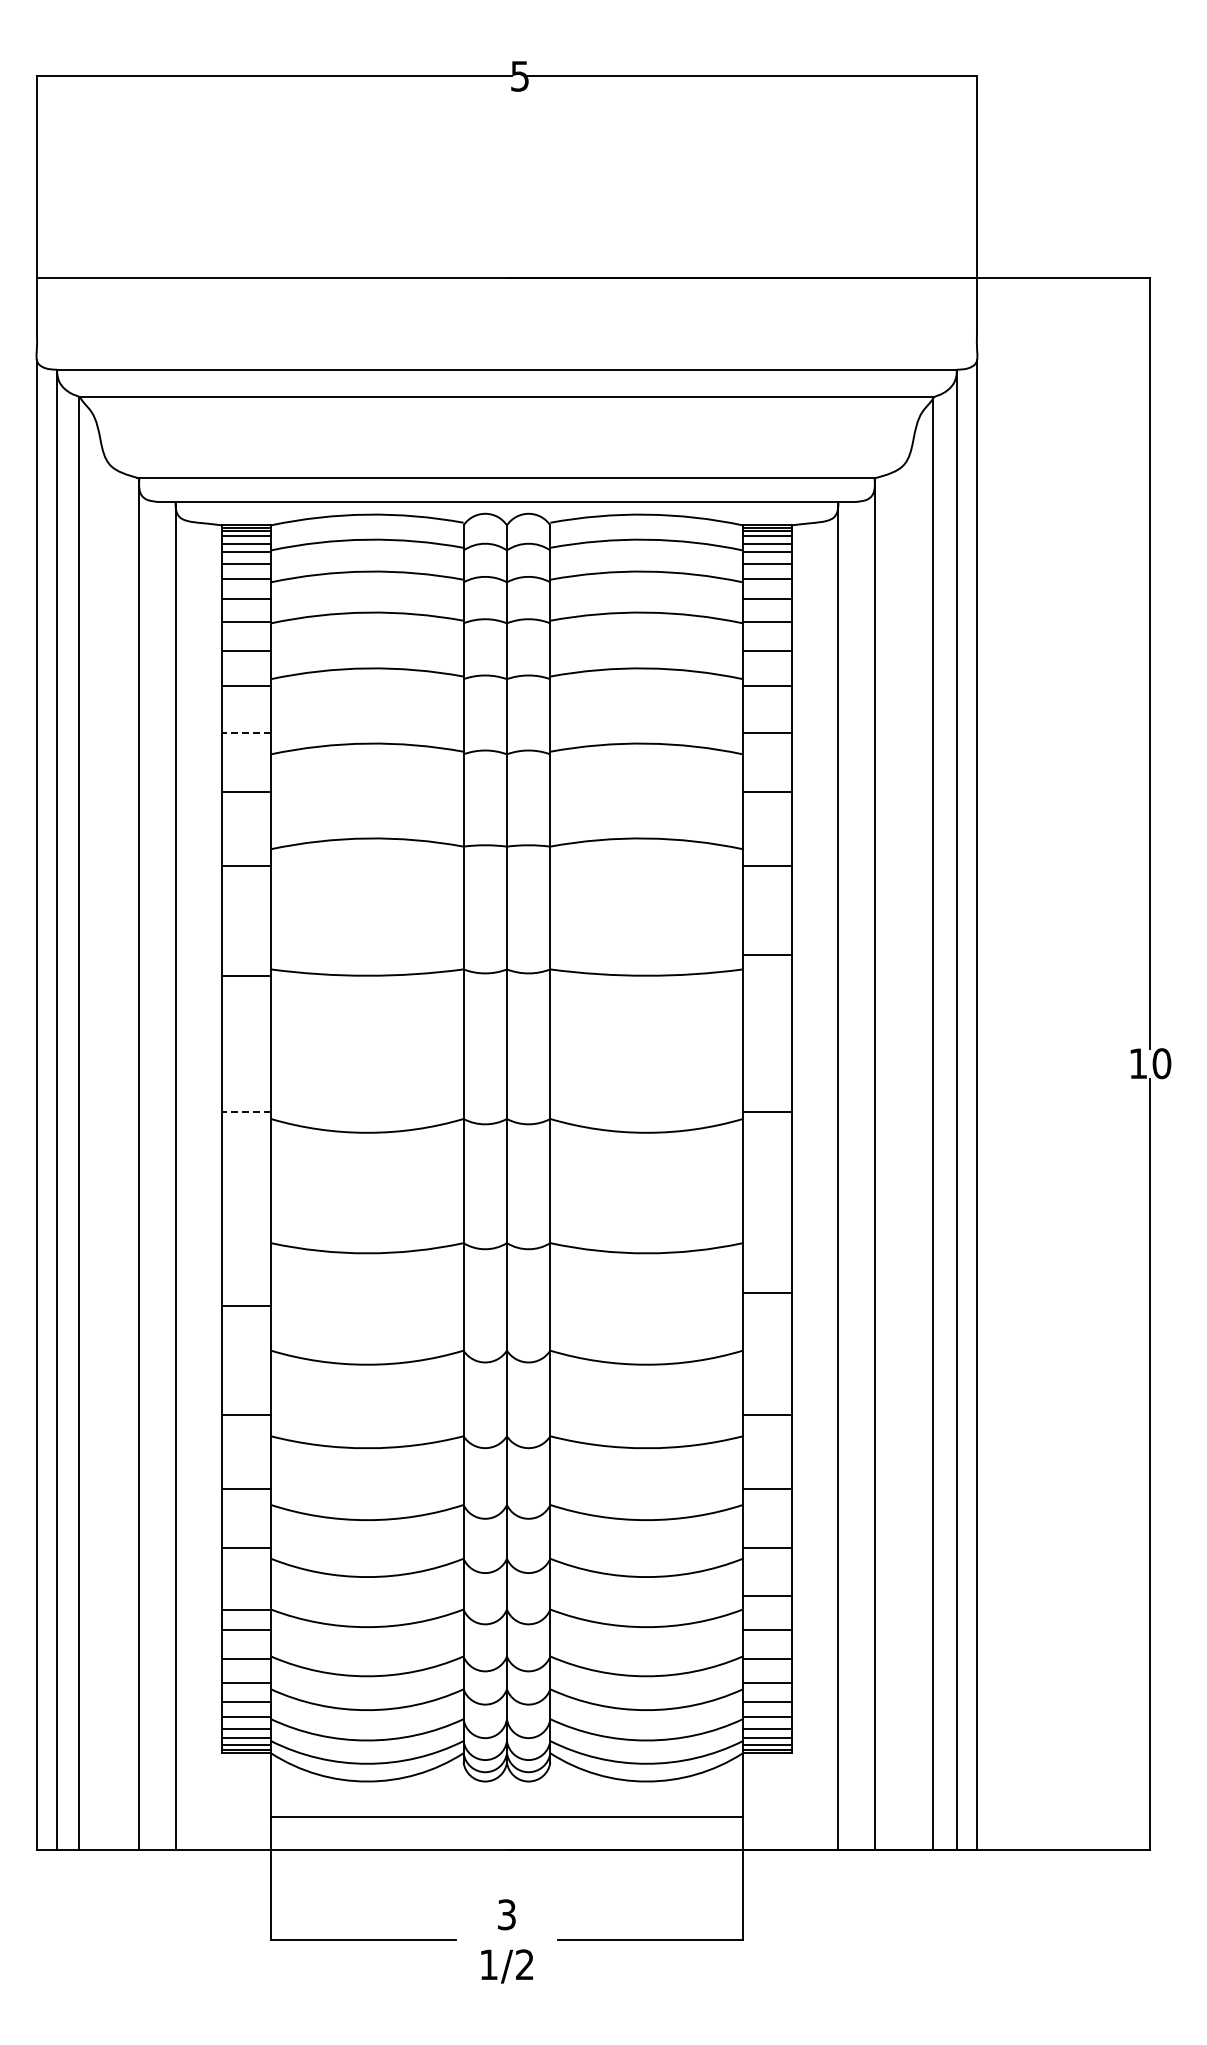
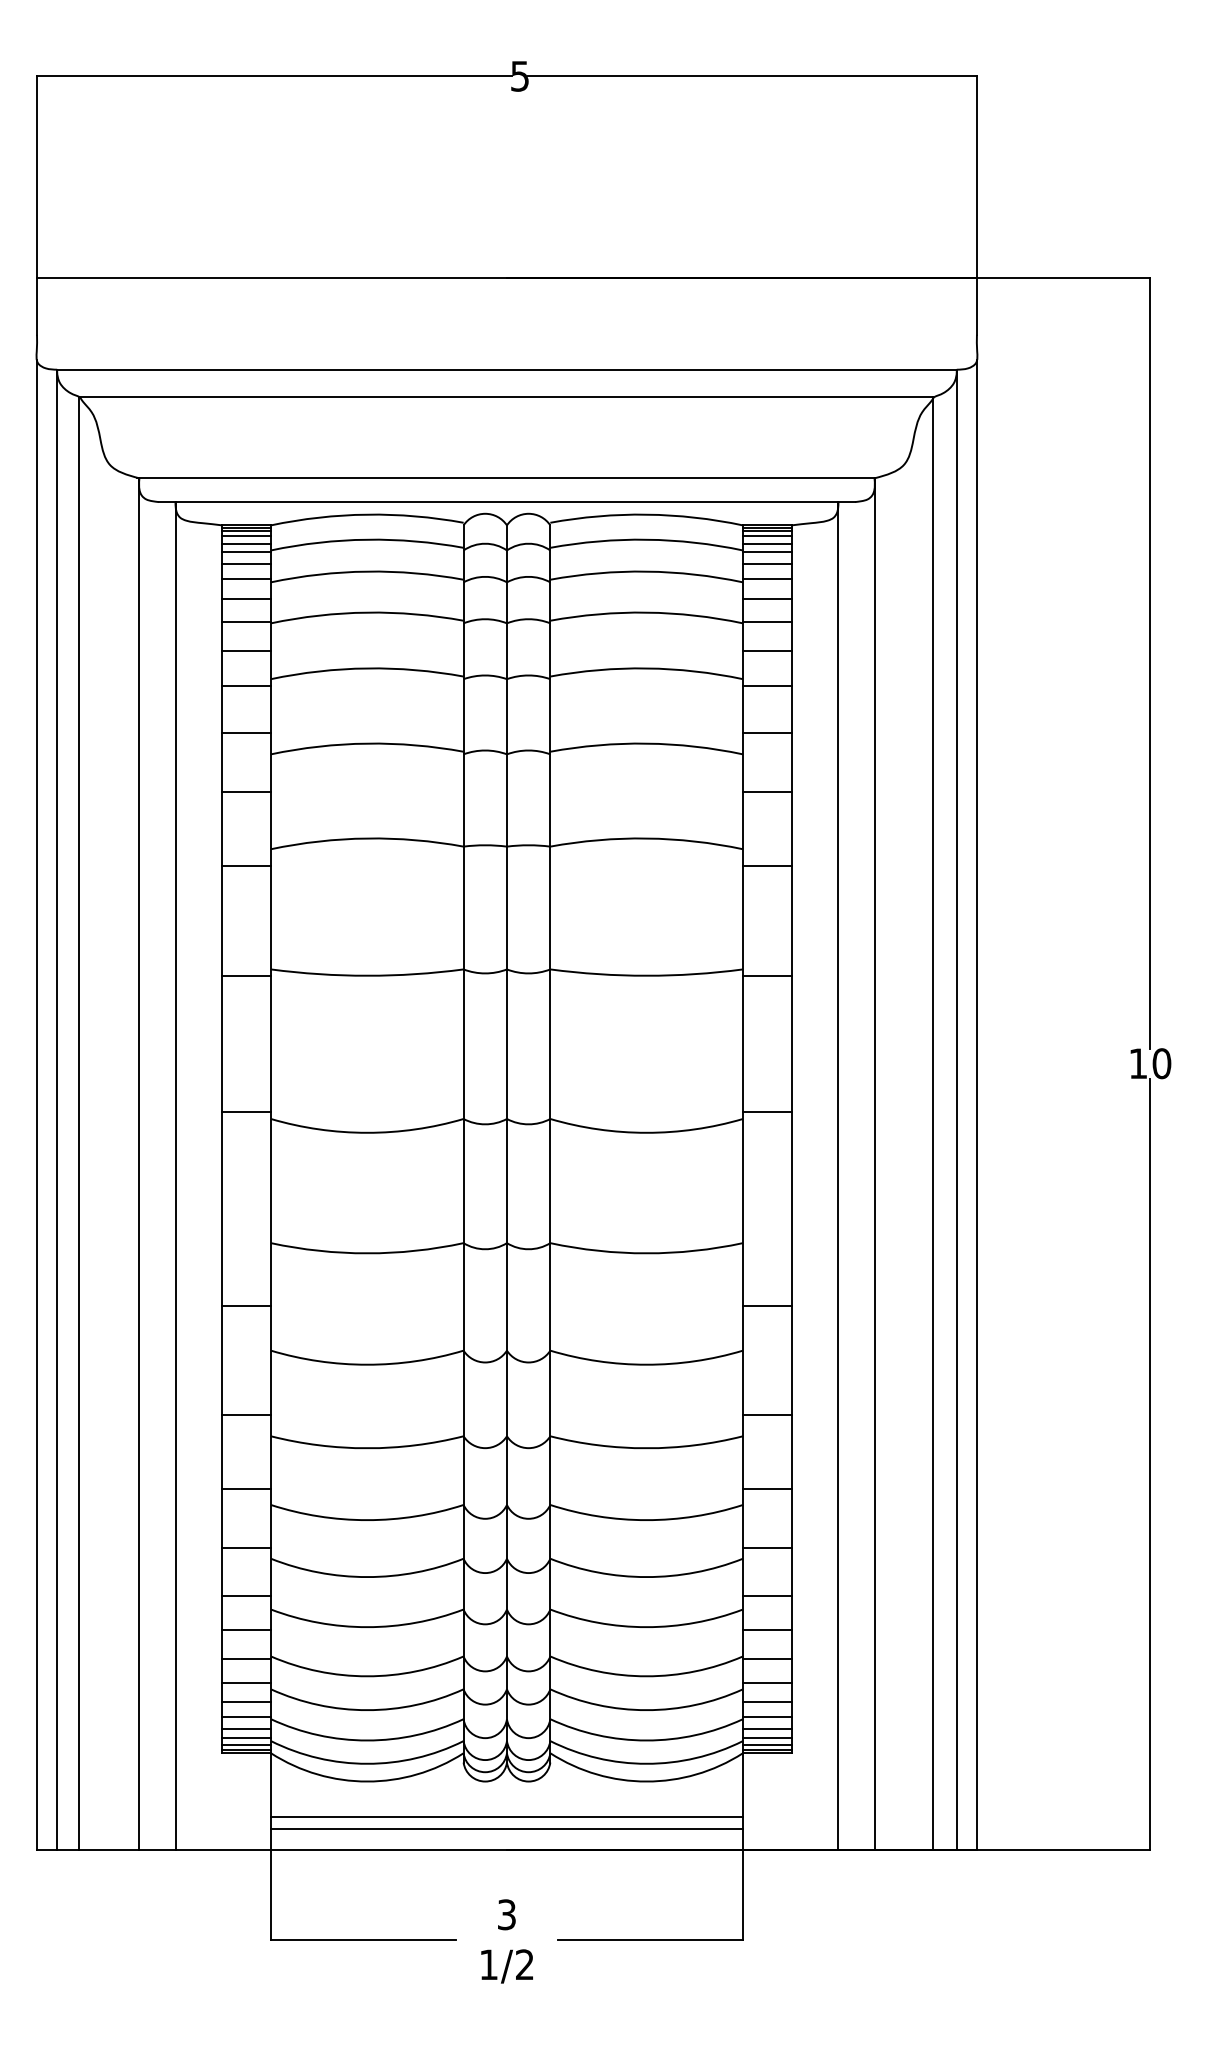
line: dashed -> solid (246, 732)
line position: (766, 954) -> (766, 975) (766, 975)
line: dashed -> solid (246, 1112)
line position: (766, 1292) -> (766, 1305) (766, 1305)
line position: (246, 1609) -> (246, 1595) (246, 1595)
line: none -> present (506, 1828)
